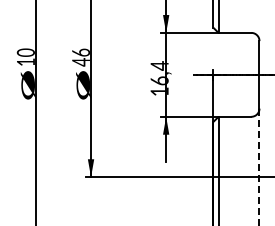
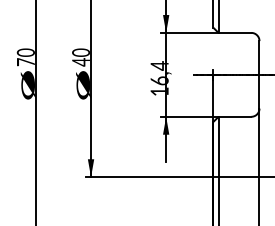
text: 46 -> 40 (80, 52)
text: 10 -> 70 (25, 62)
line: dashed -> solid (259, 167)
